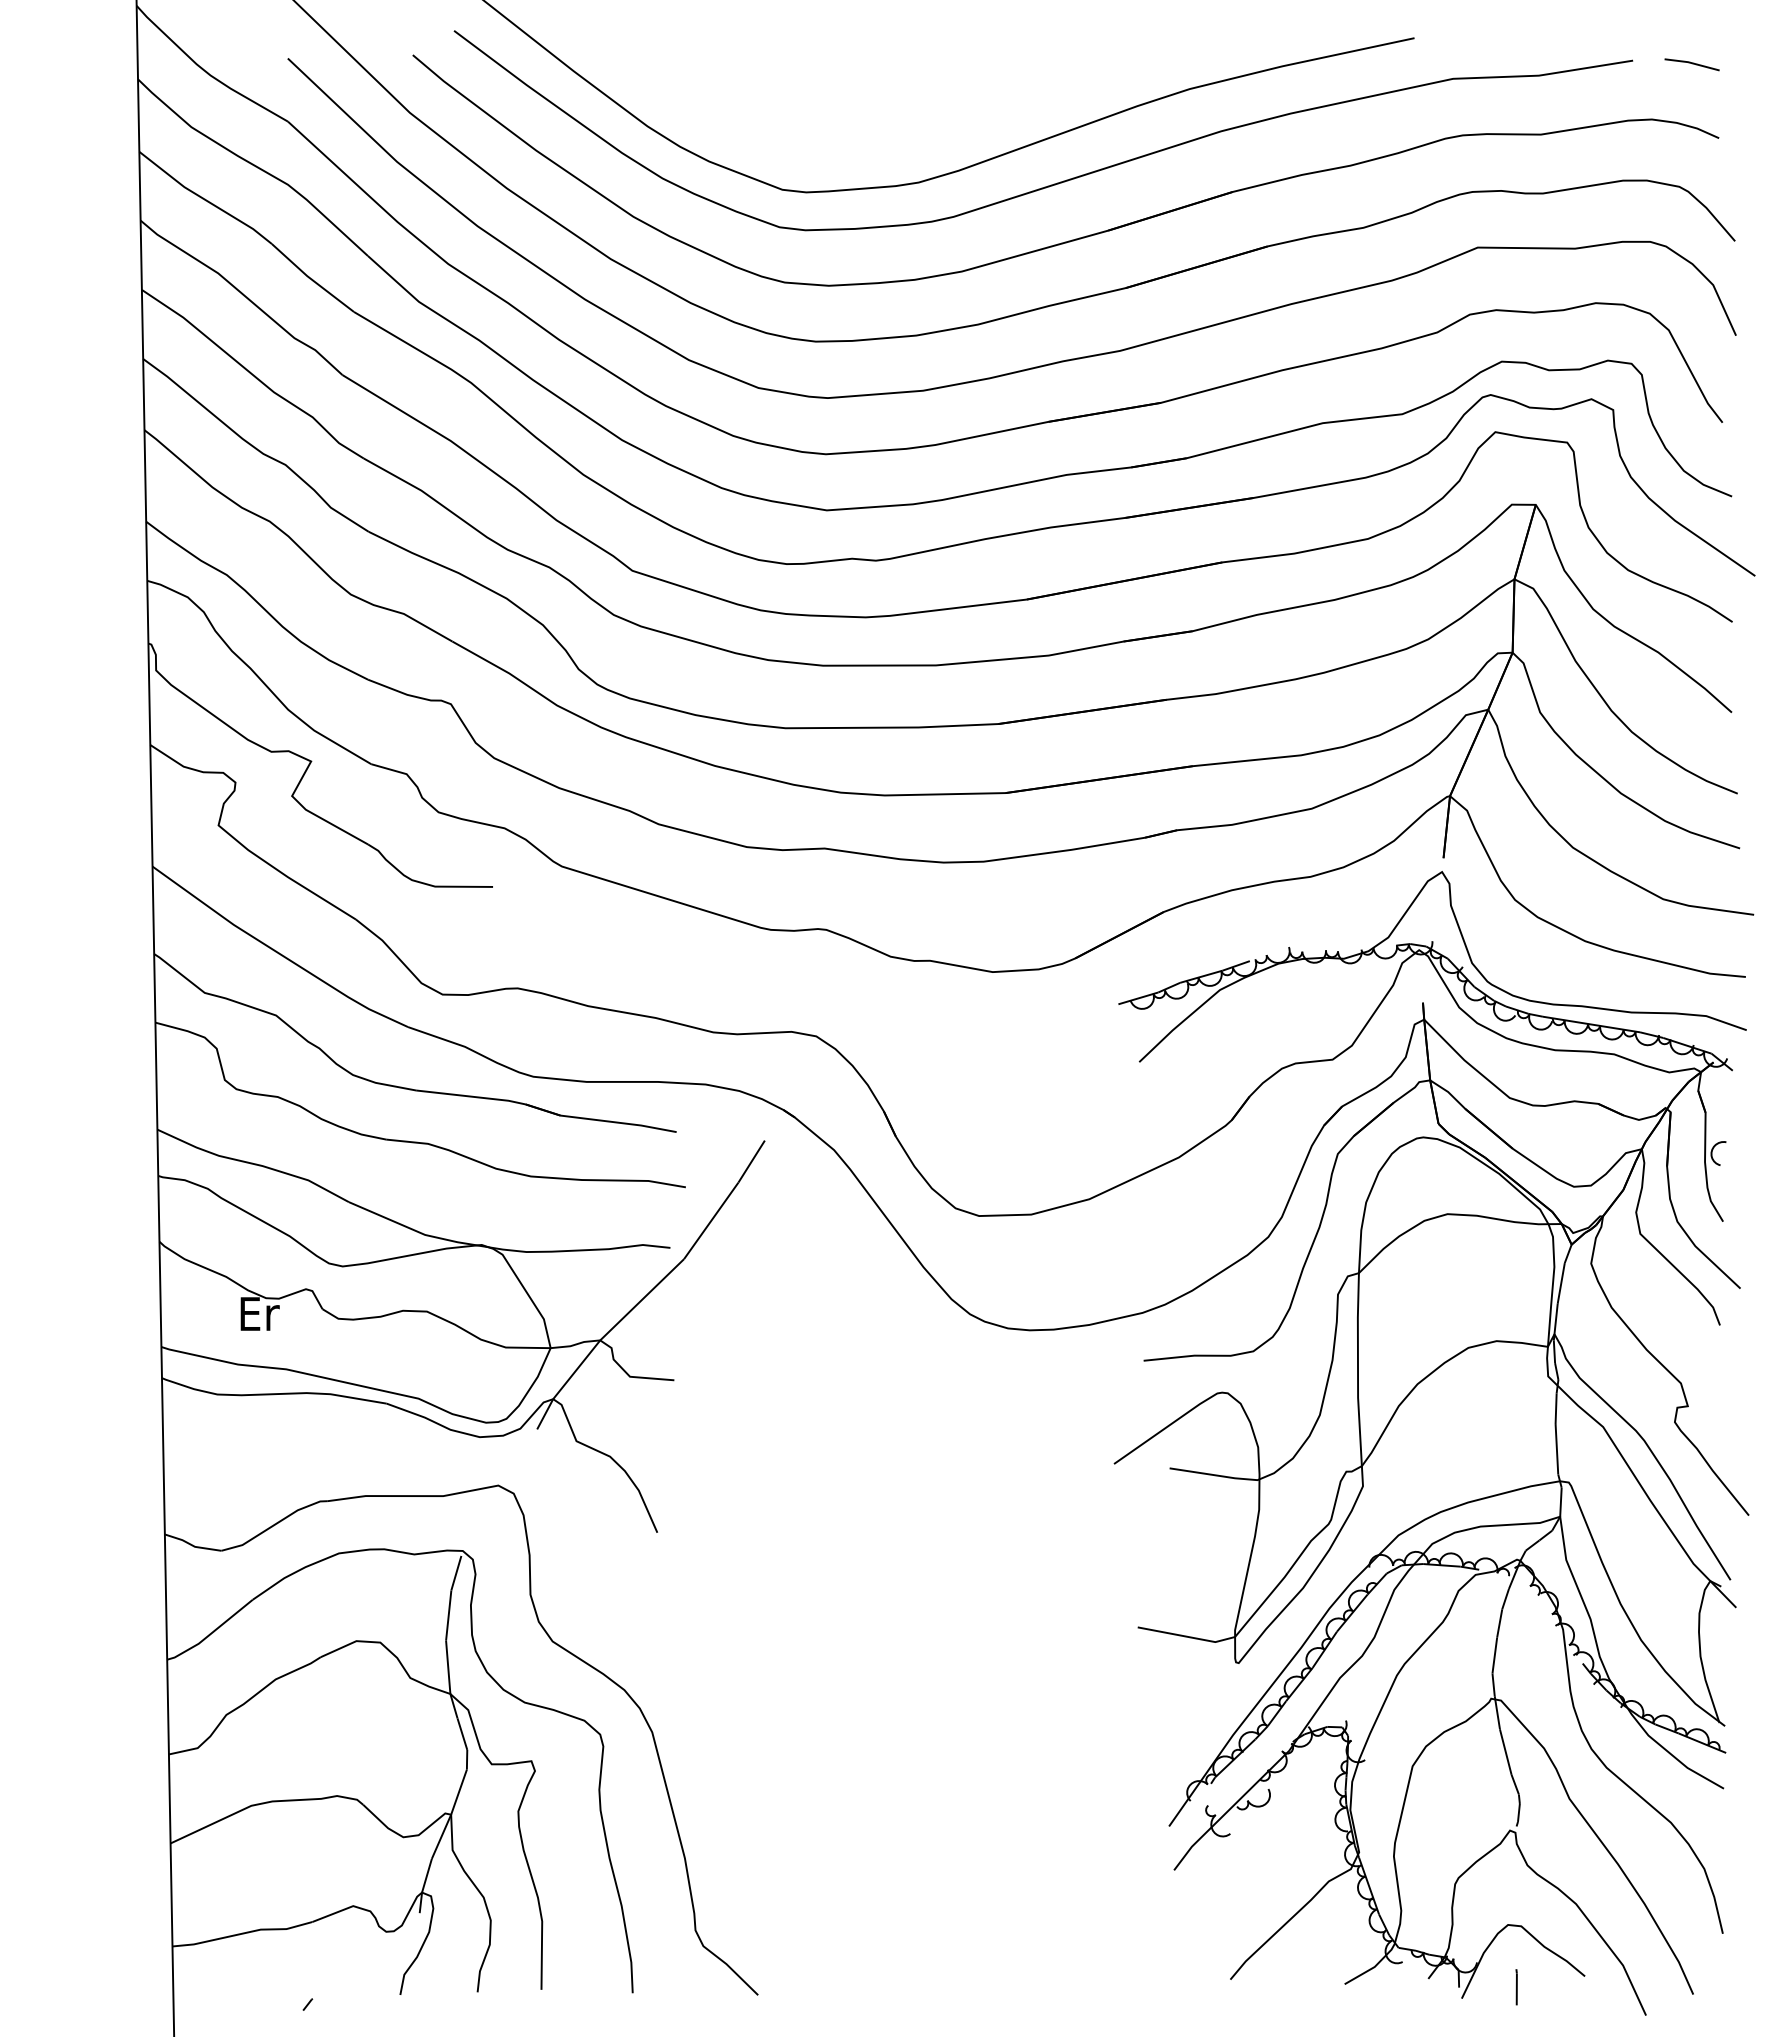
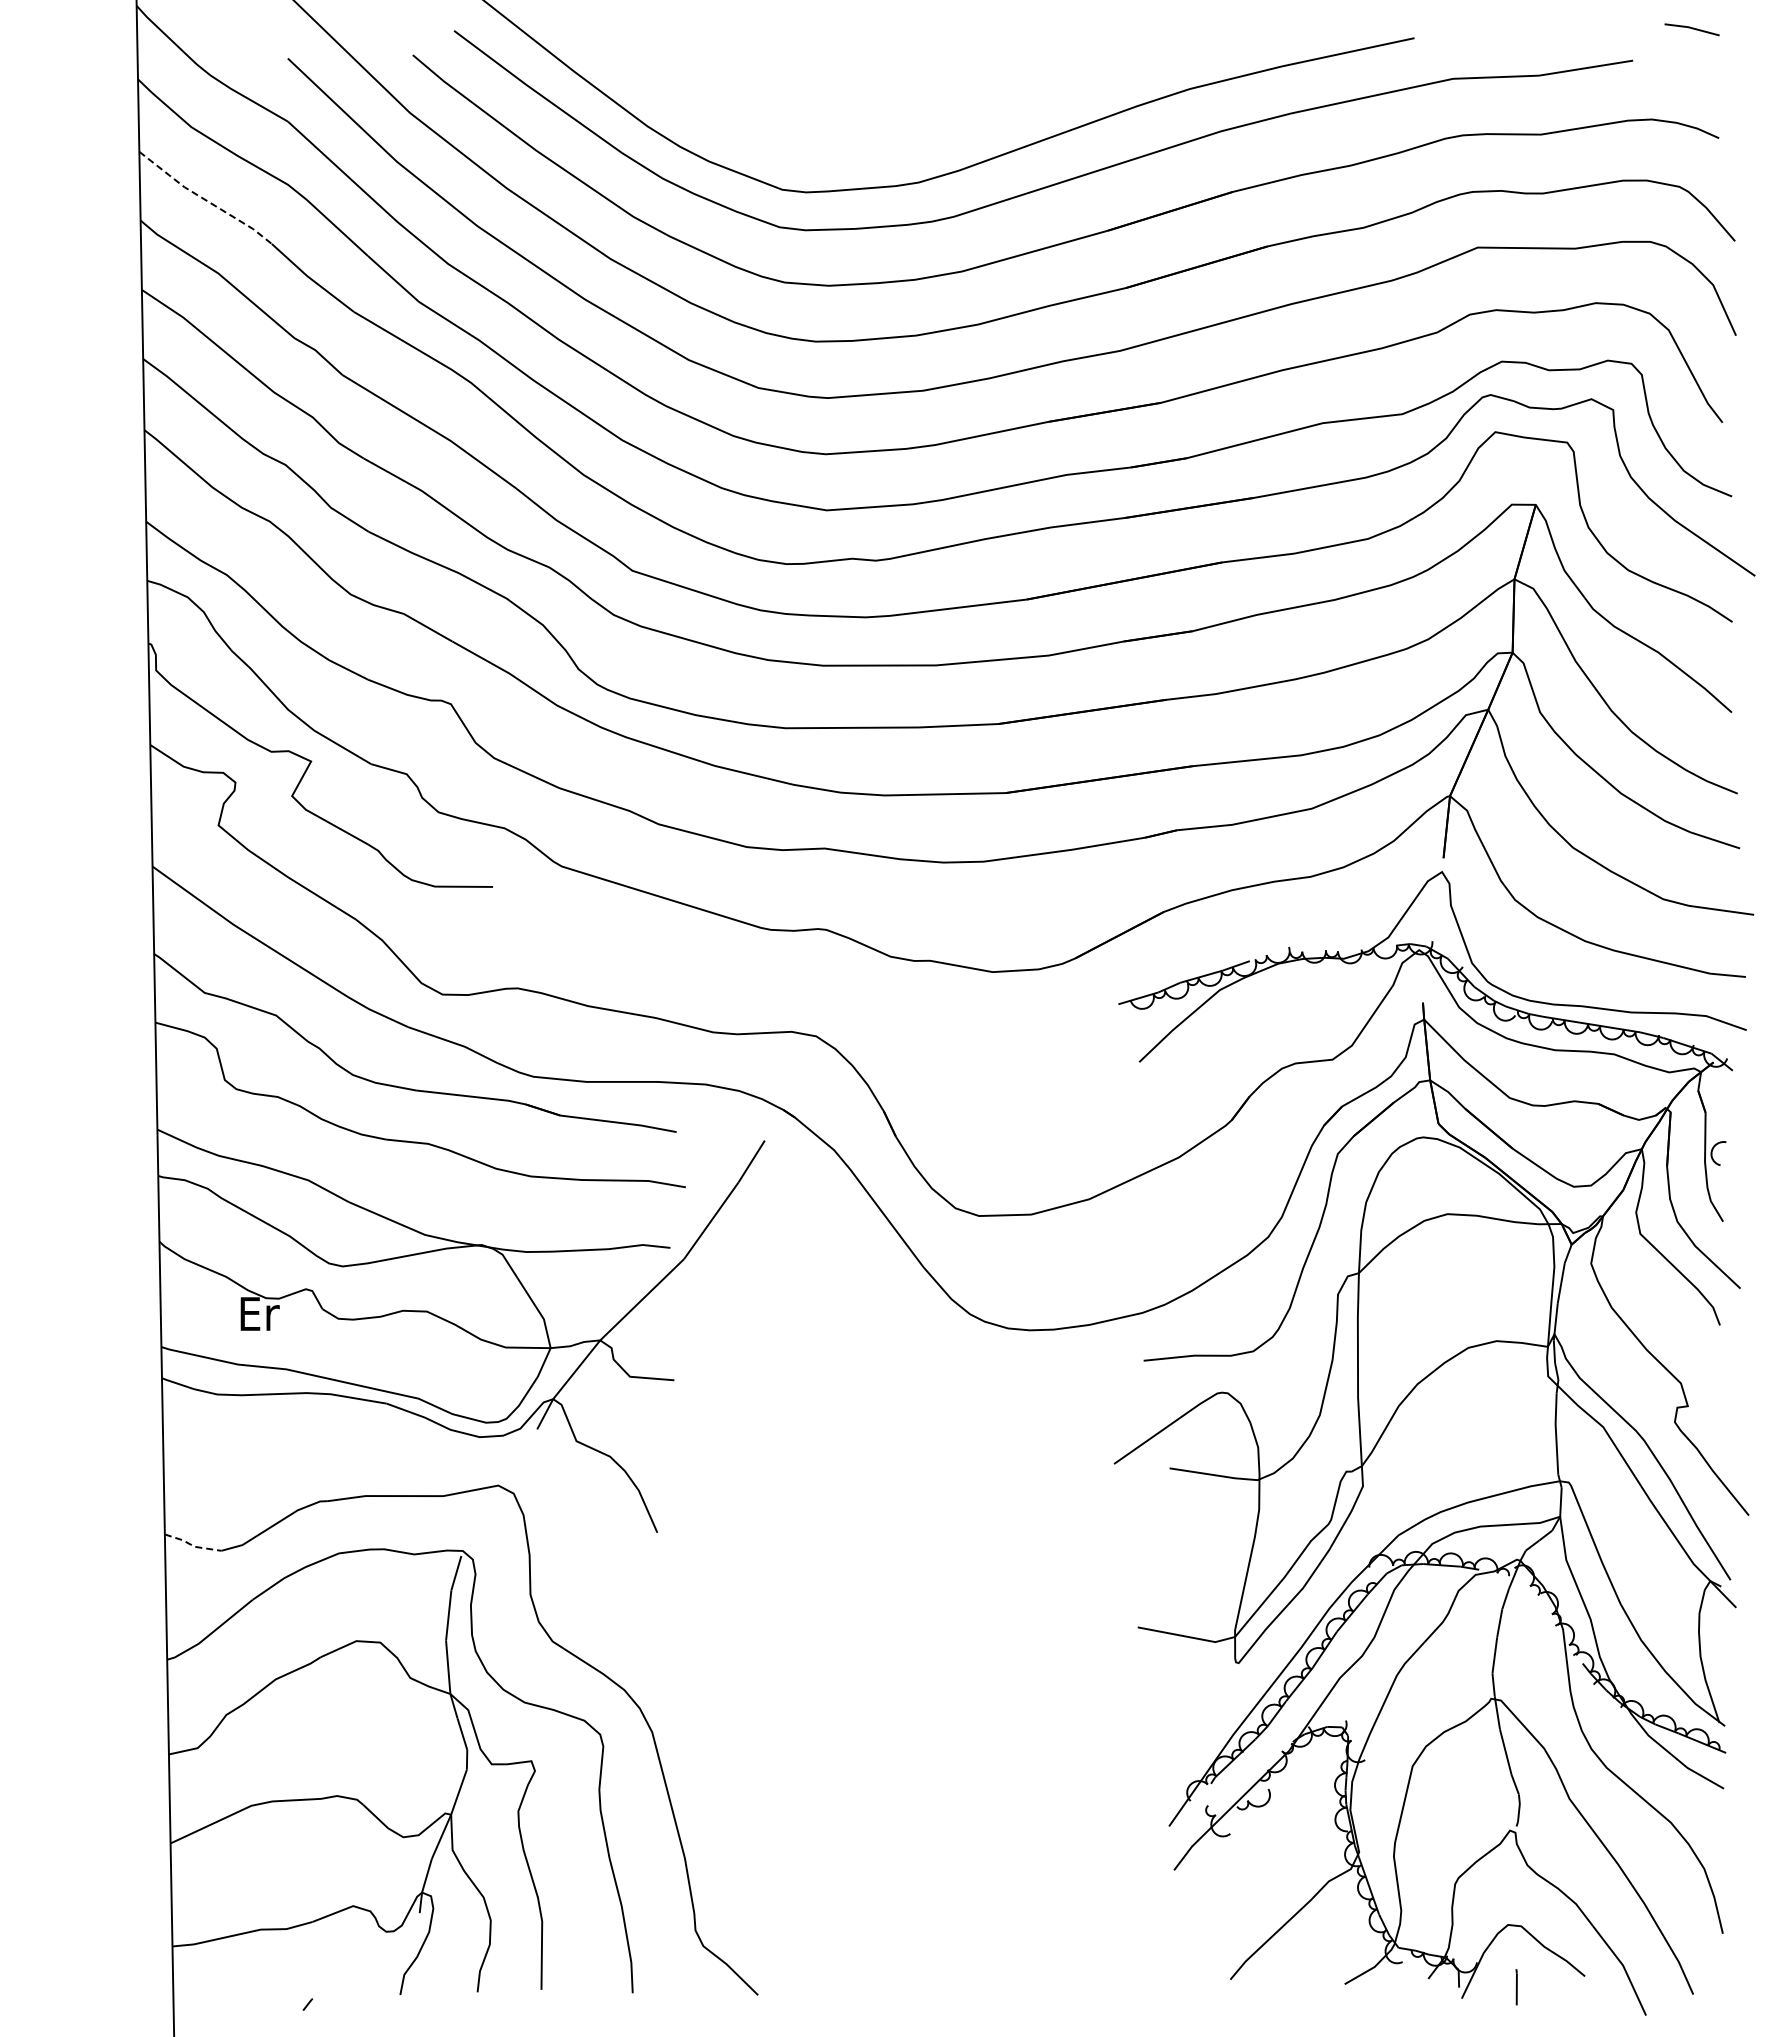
line position: (1691, 63) -> (1691, 28) (1691, 28)
line: solid -> dashed (204, 199)
line: solid -> dashed (192, 1545)
